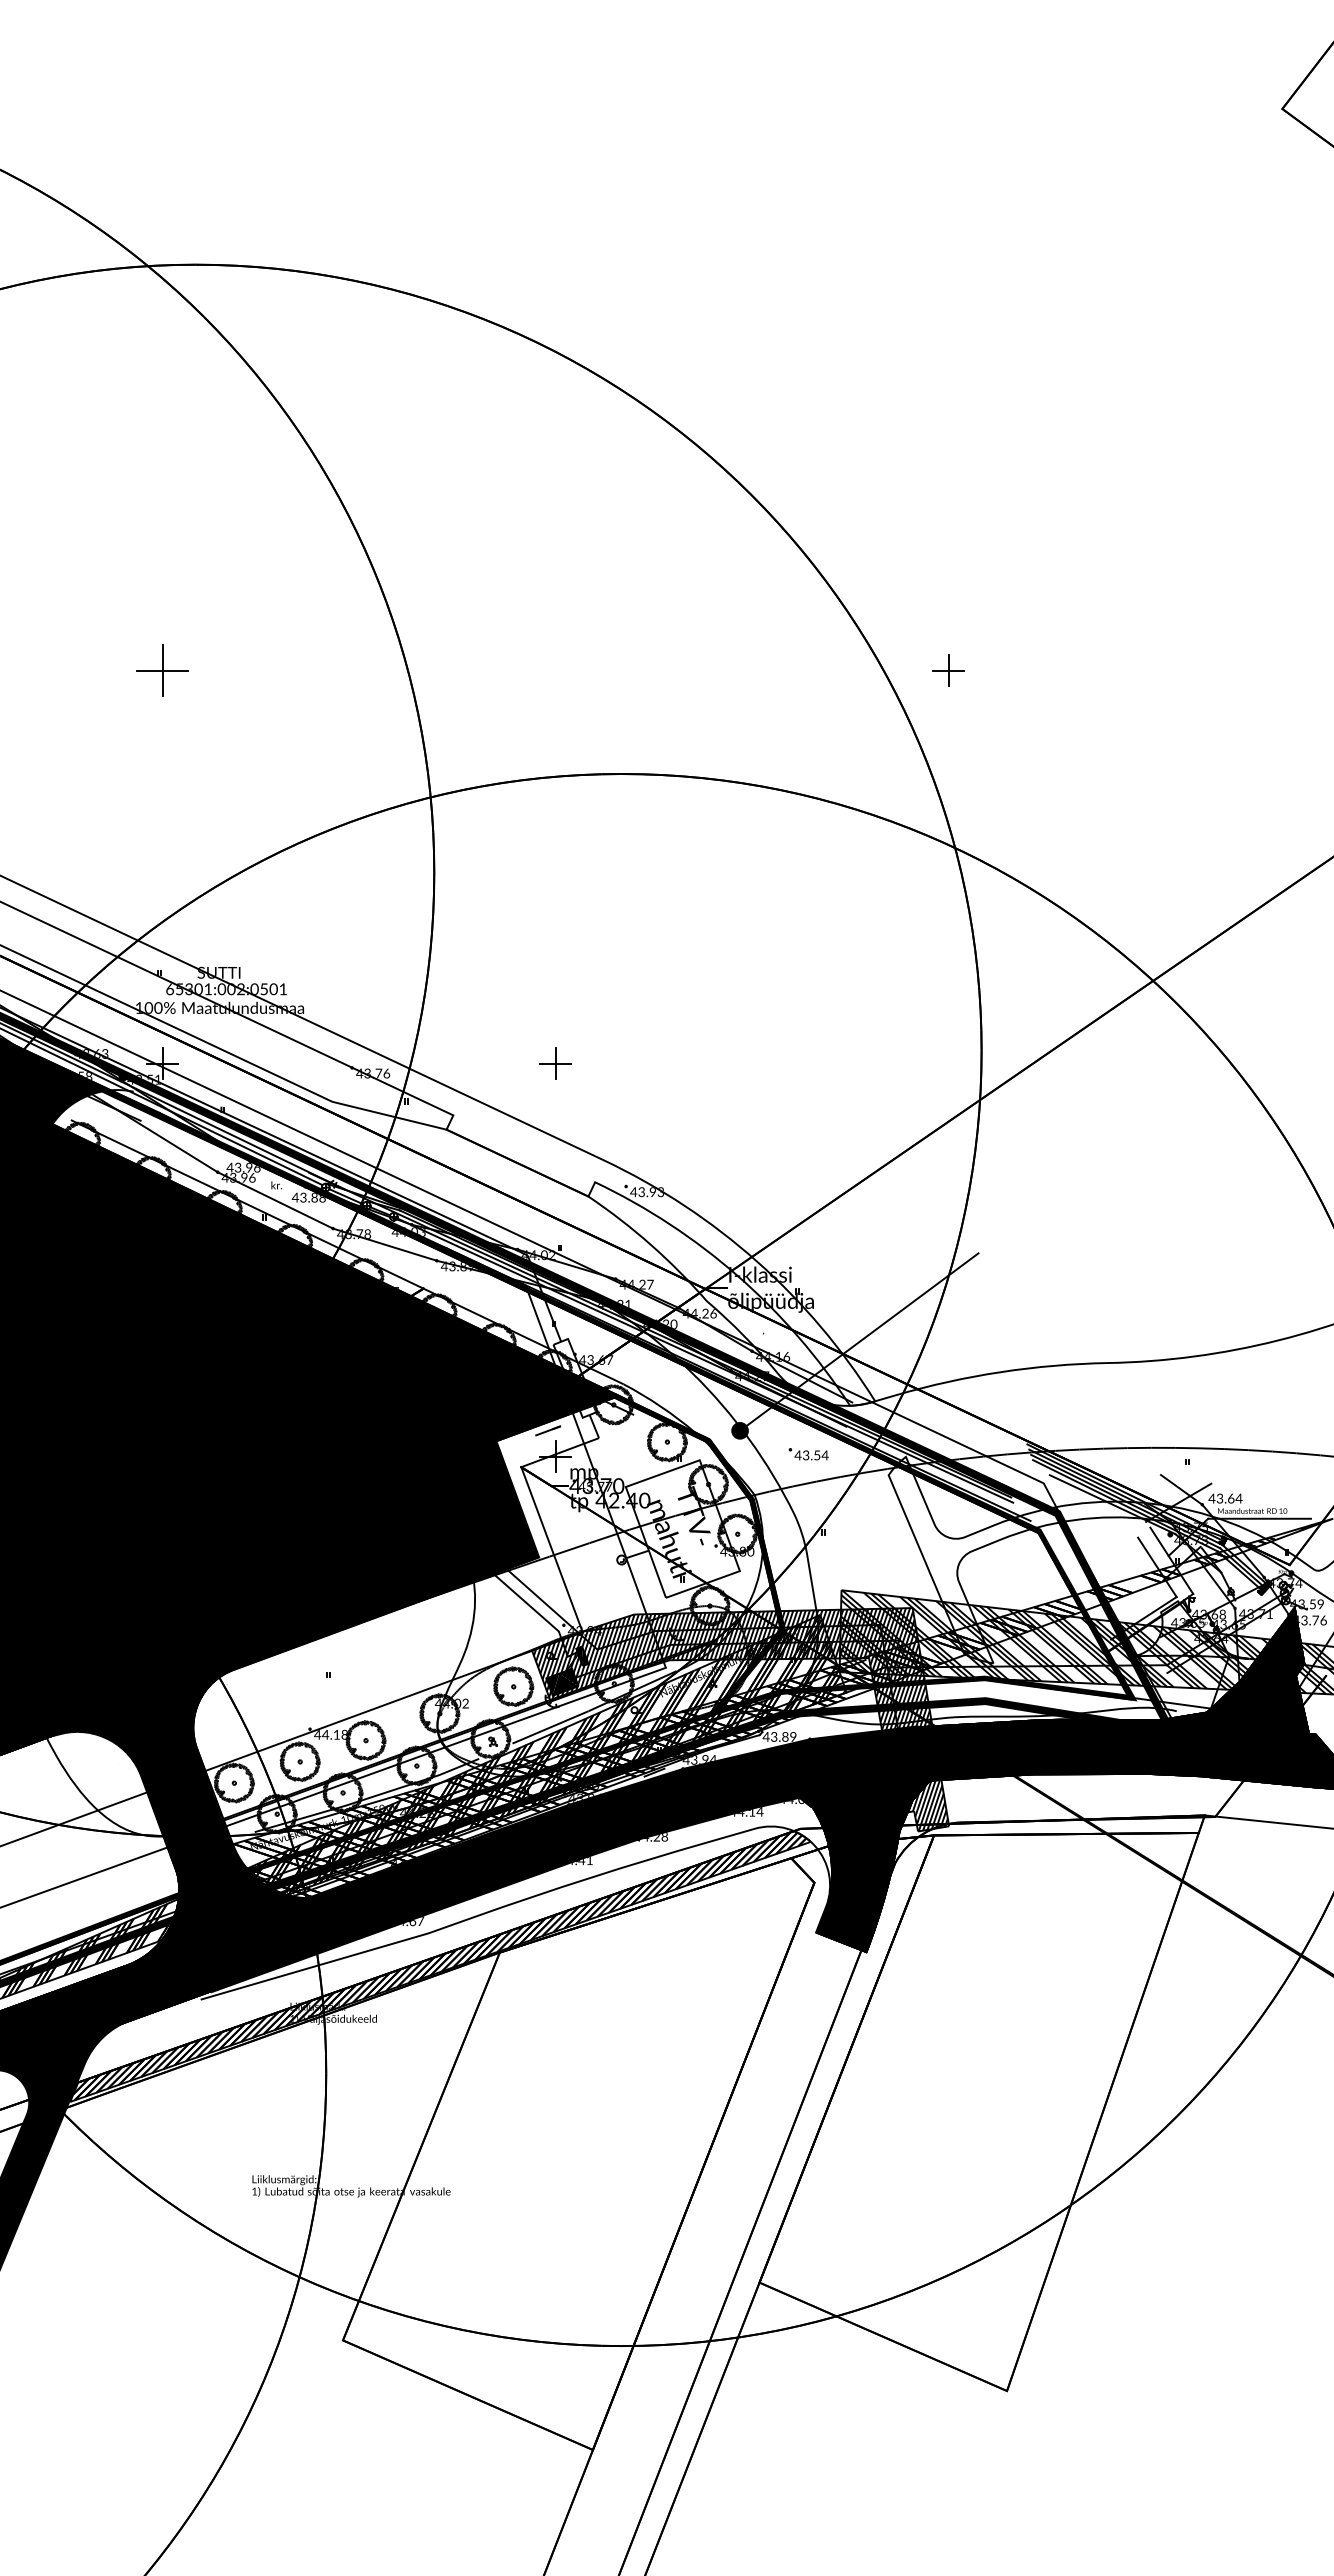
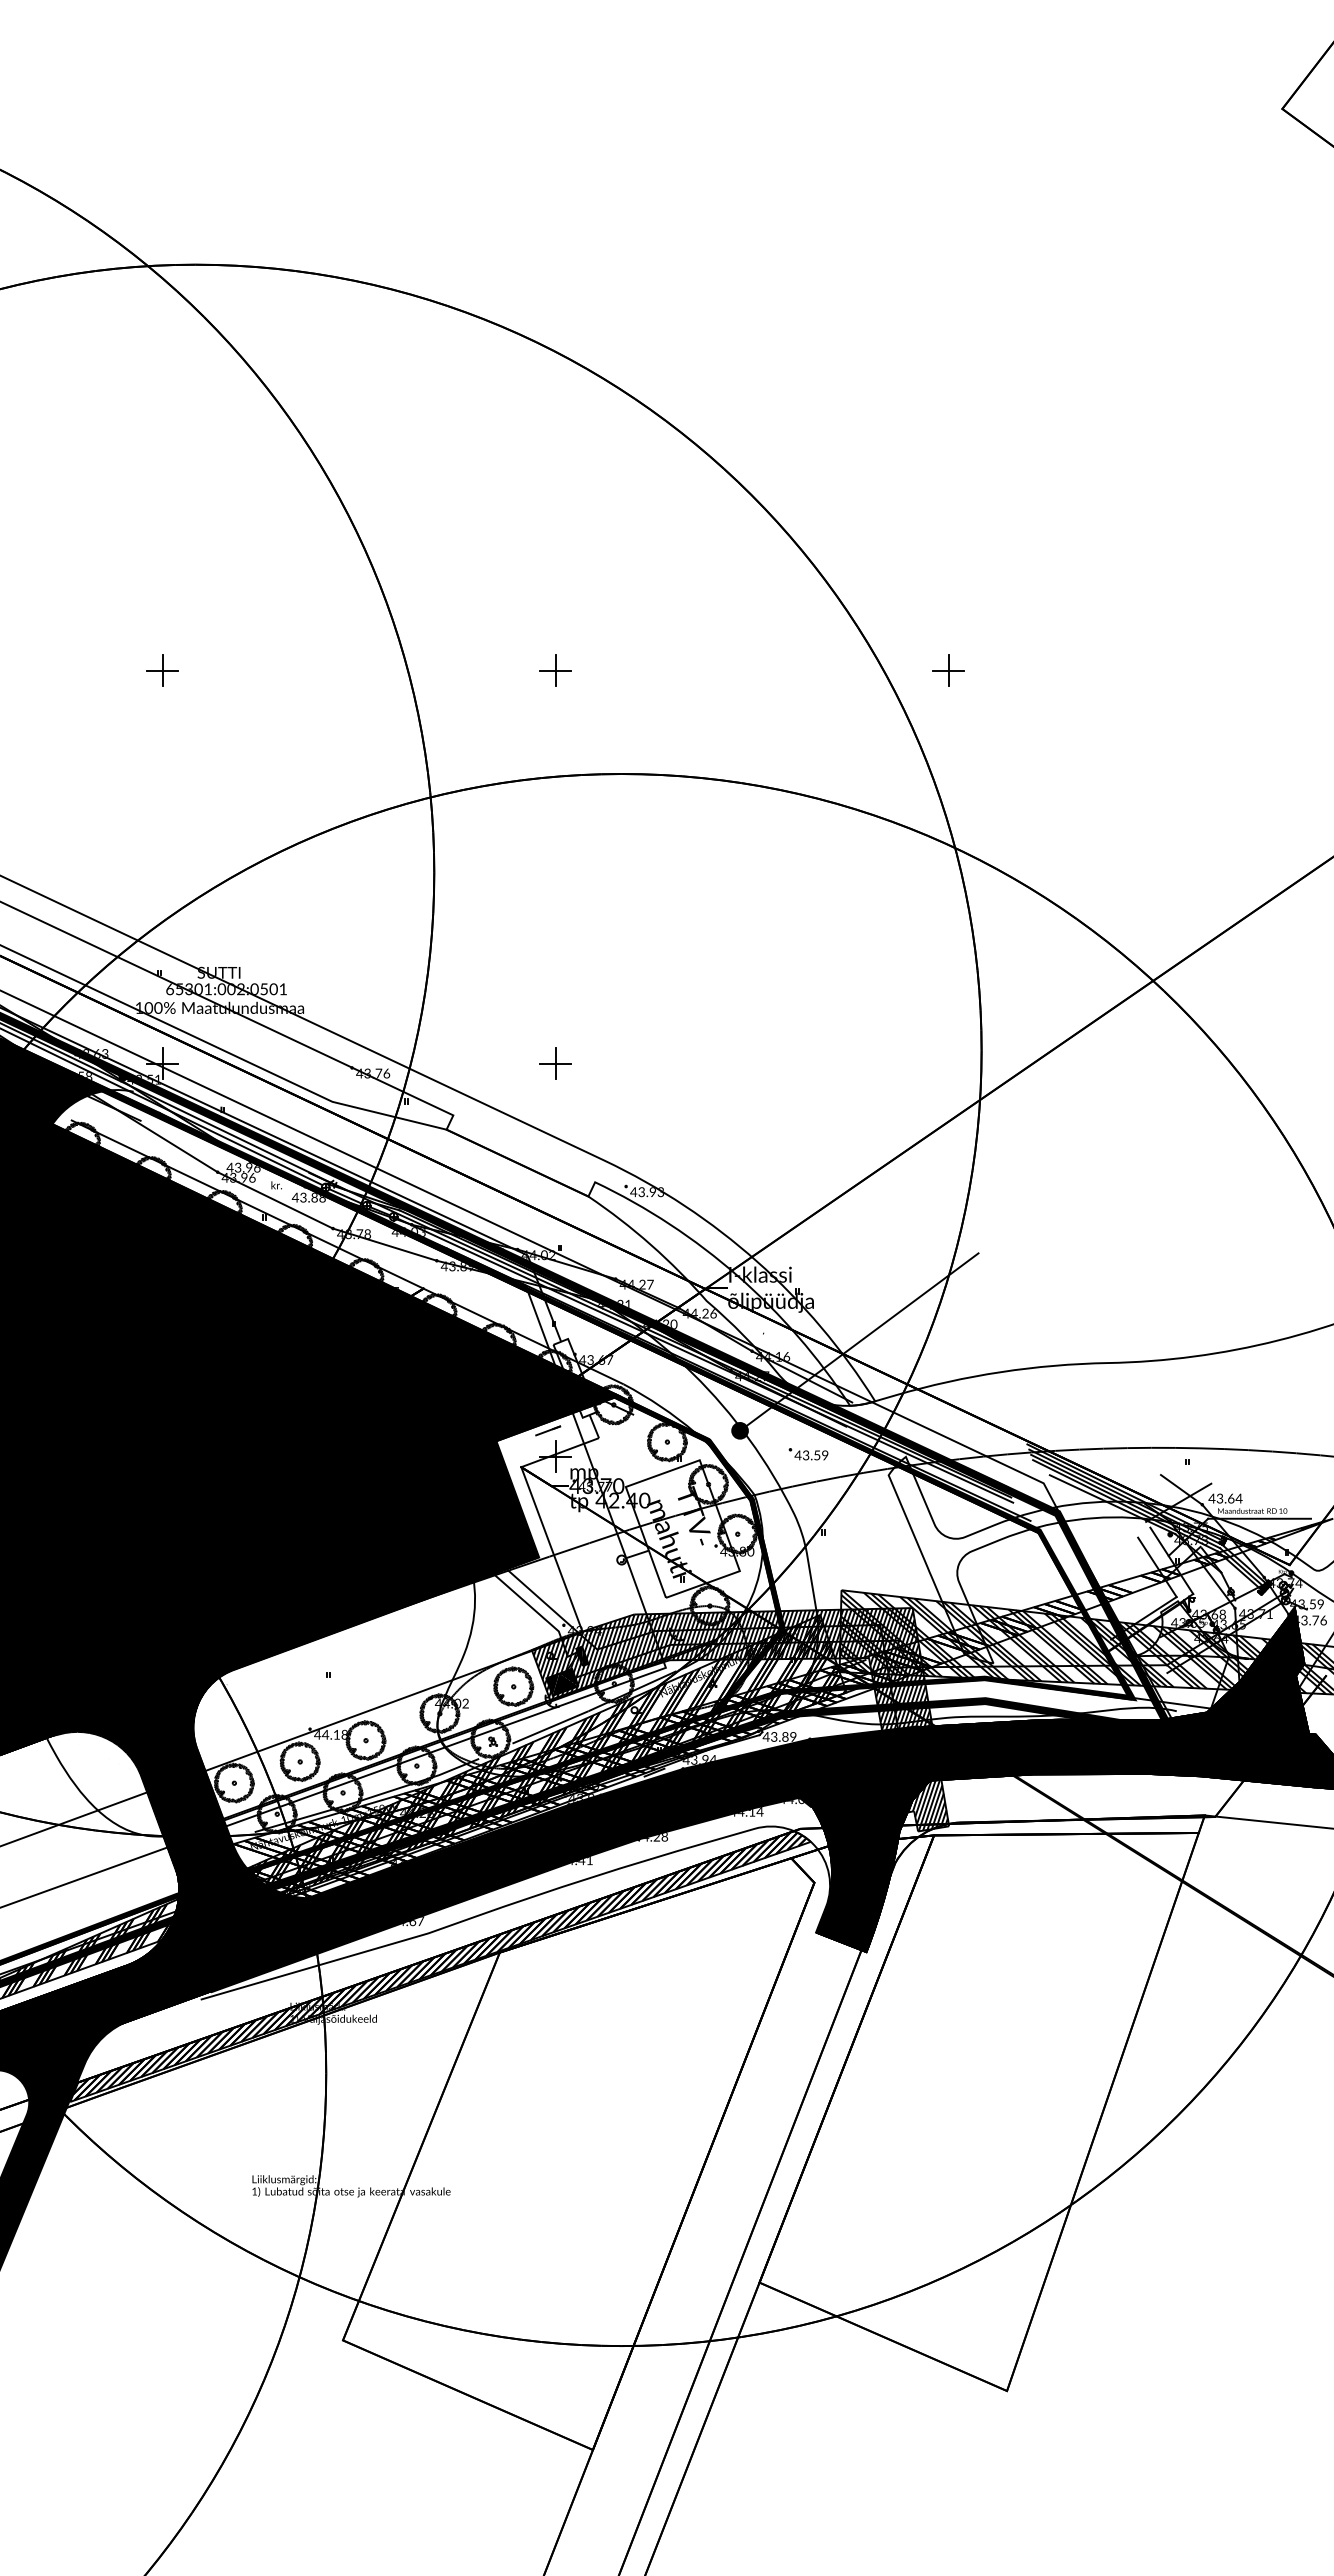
part size: 53x53 px -> 33x33 px (162, 670)
part: none -> present (555, 670)
text: 43.54 -> 43.59 (824, 1455)
